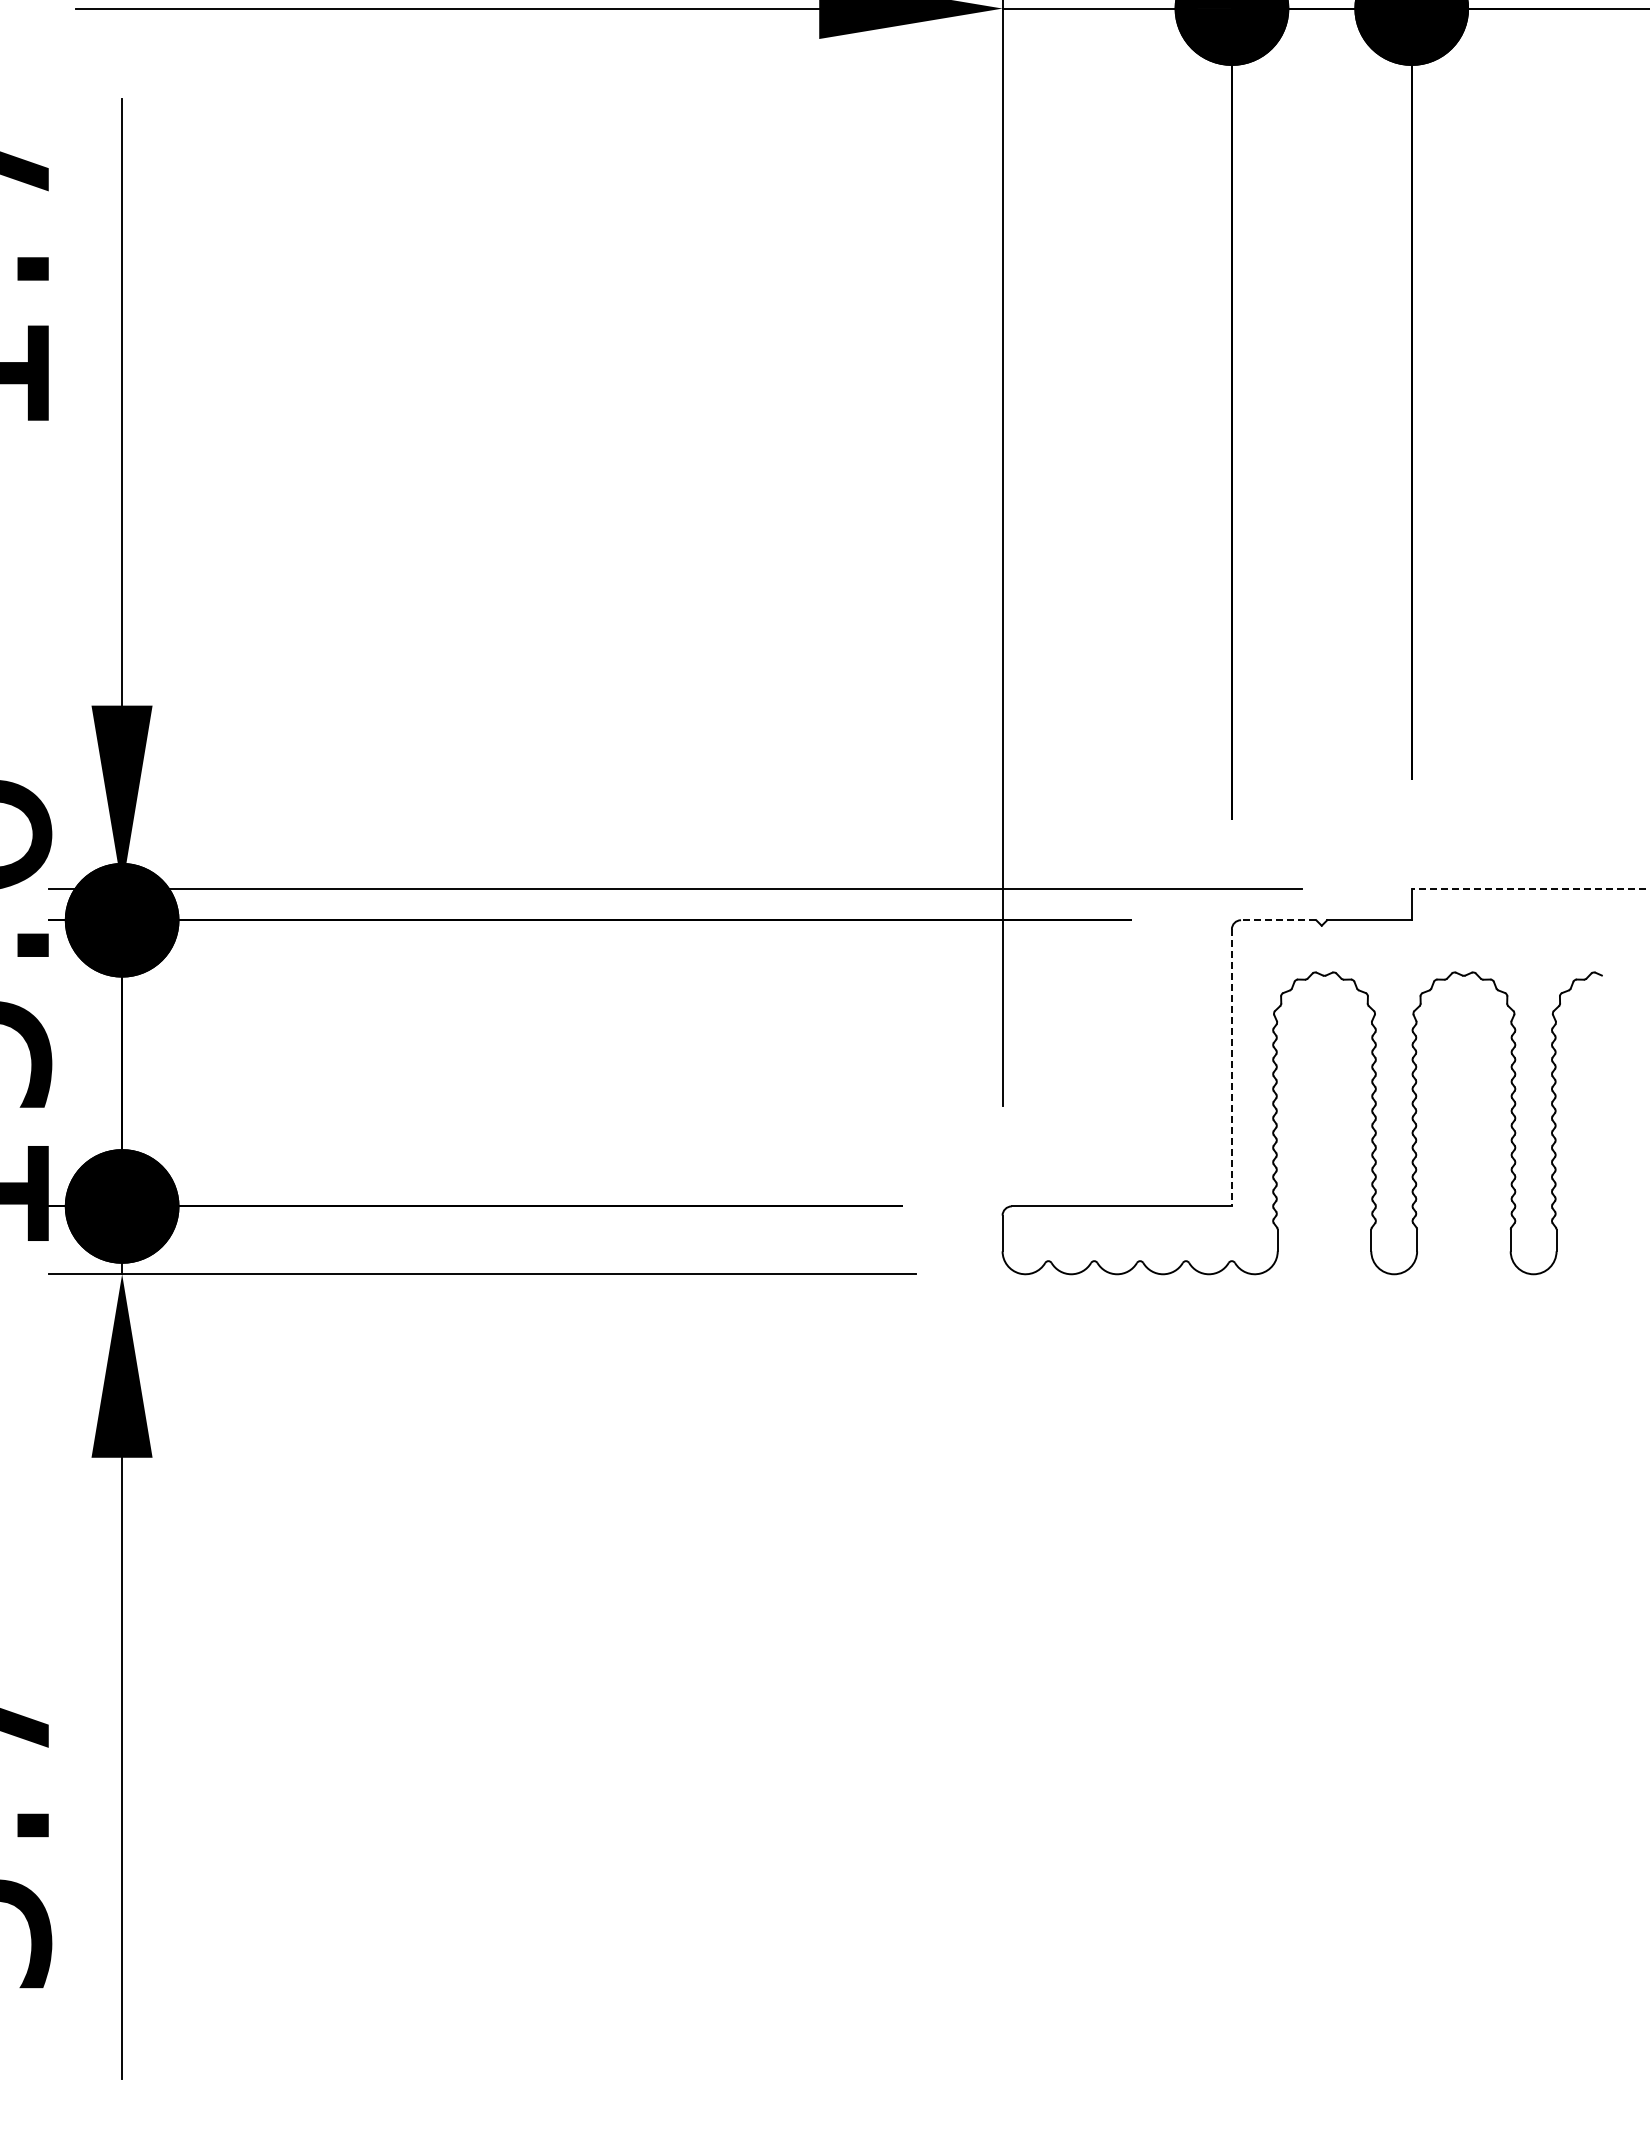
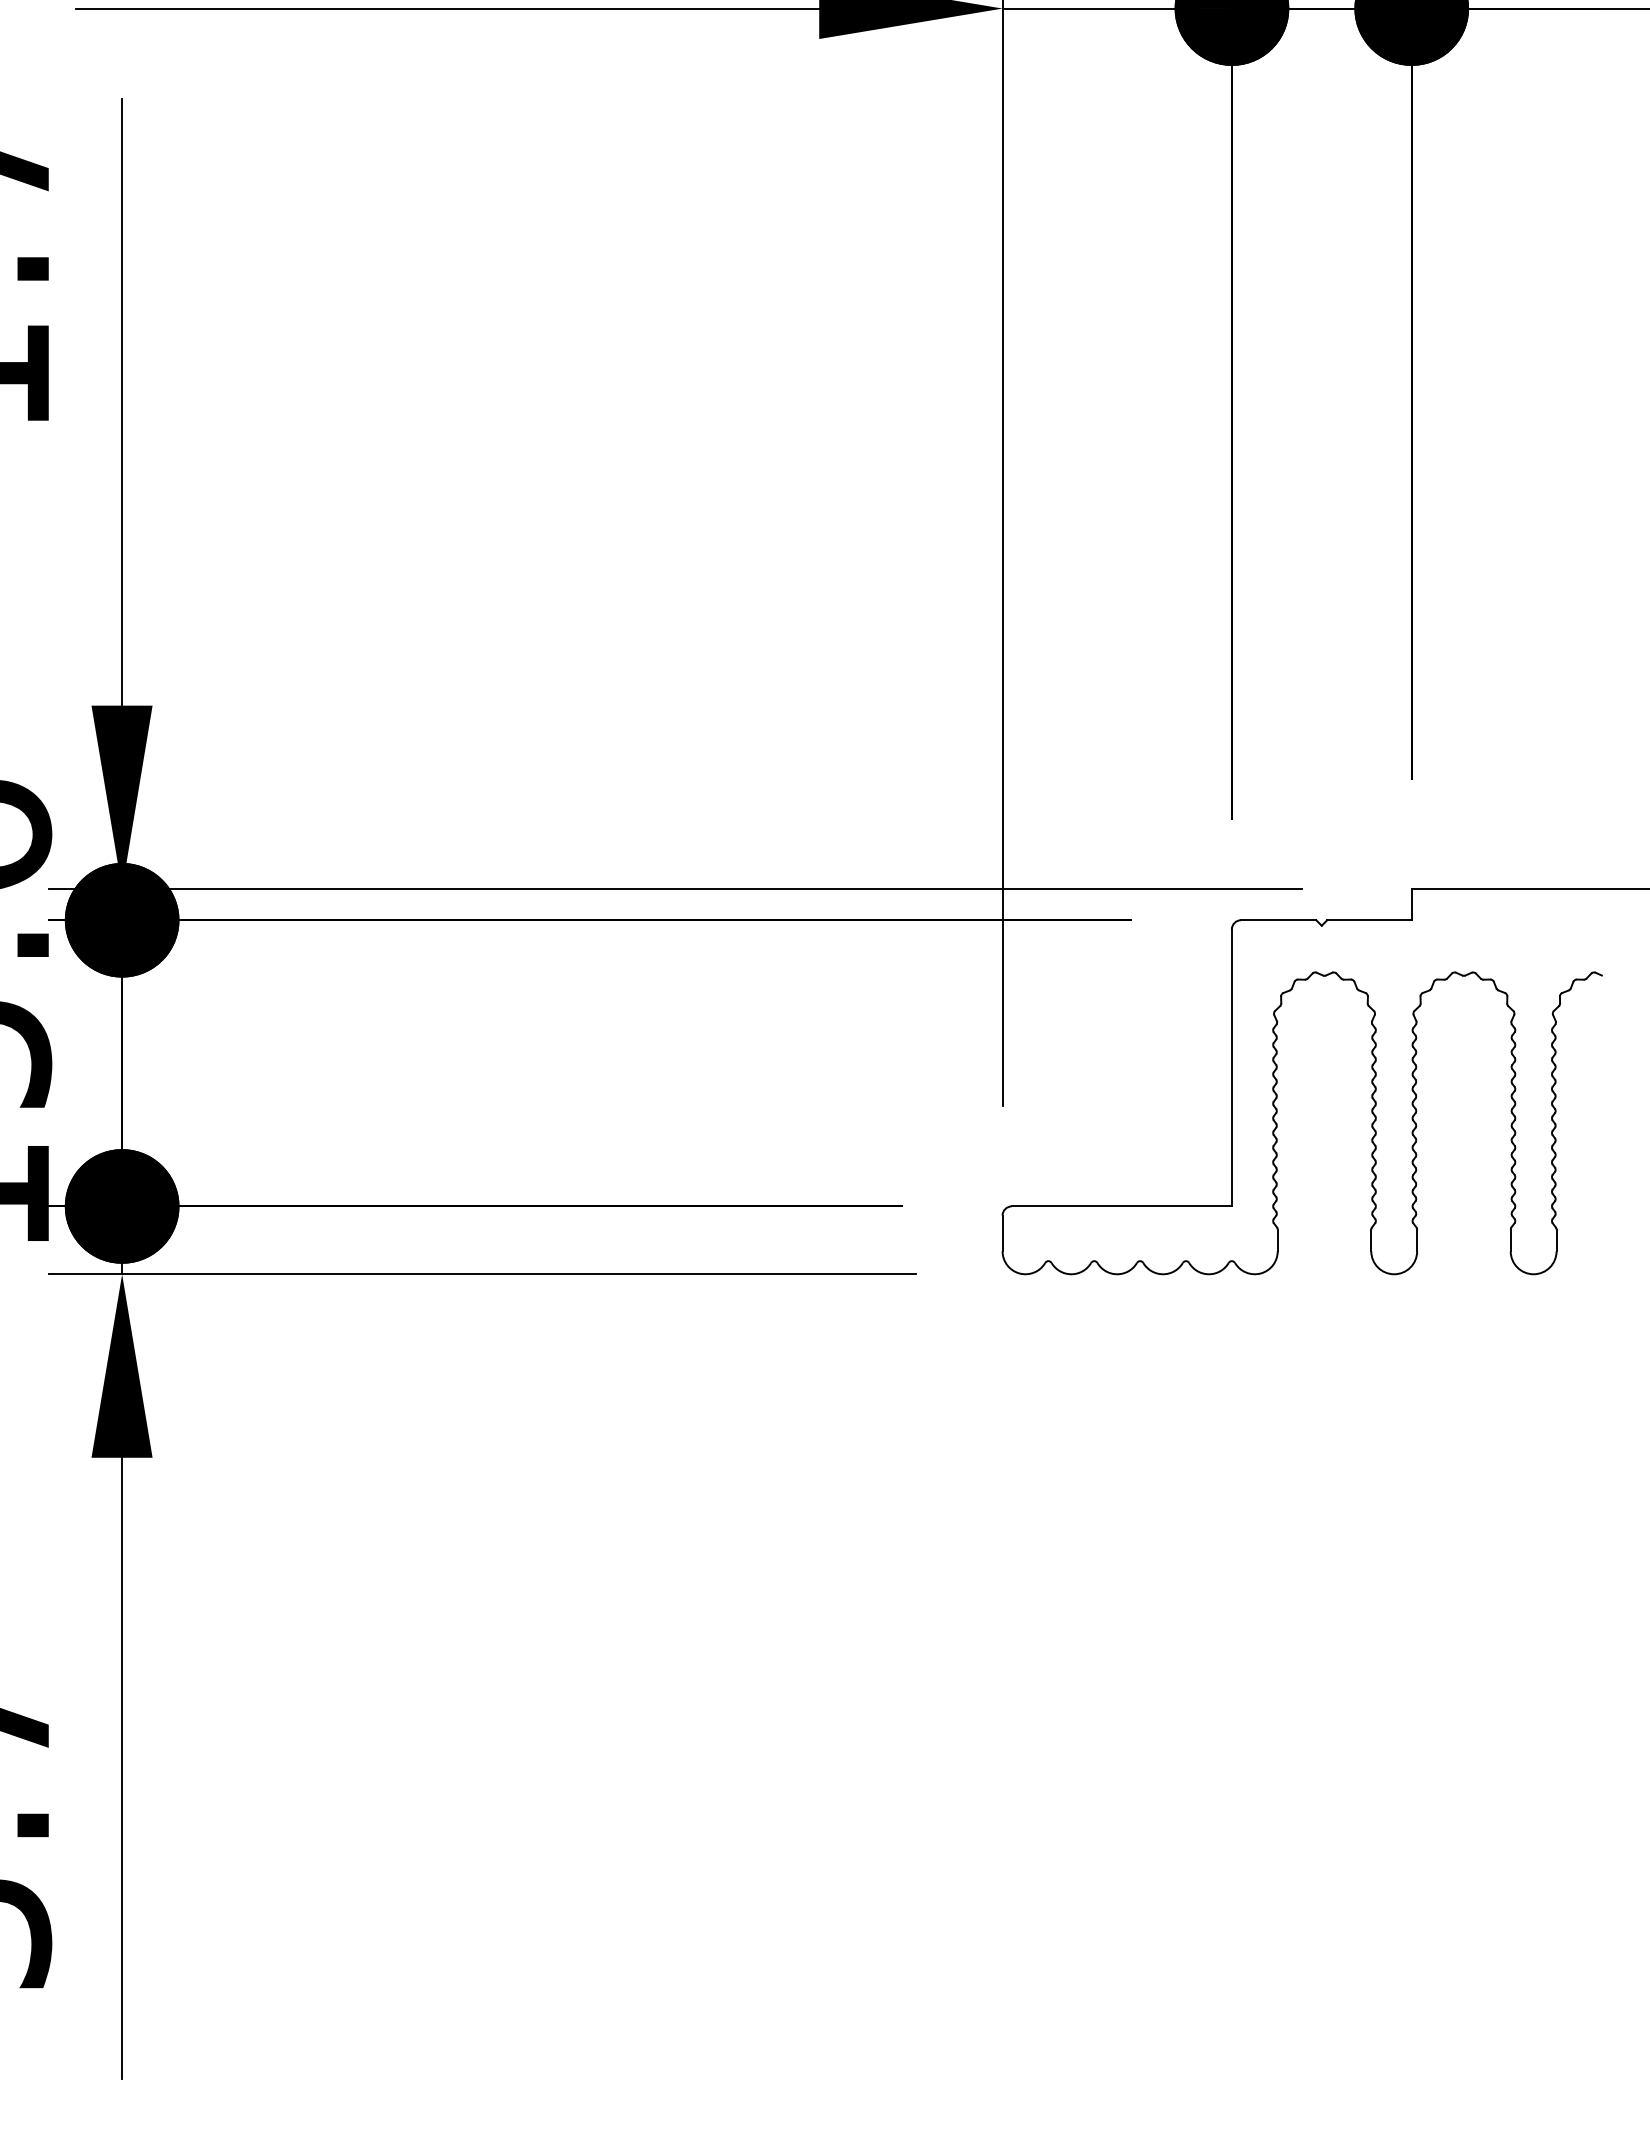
line: dashed -> solid (1530, 889)
line: dashed -> solid (1278, 920)
line: dashed -> solid (1231, 1068)
